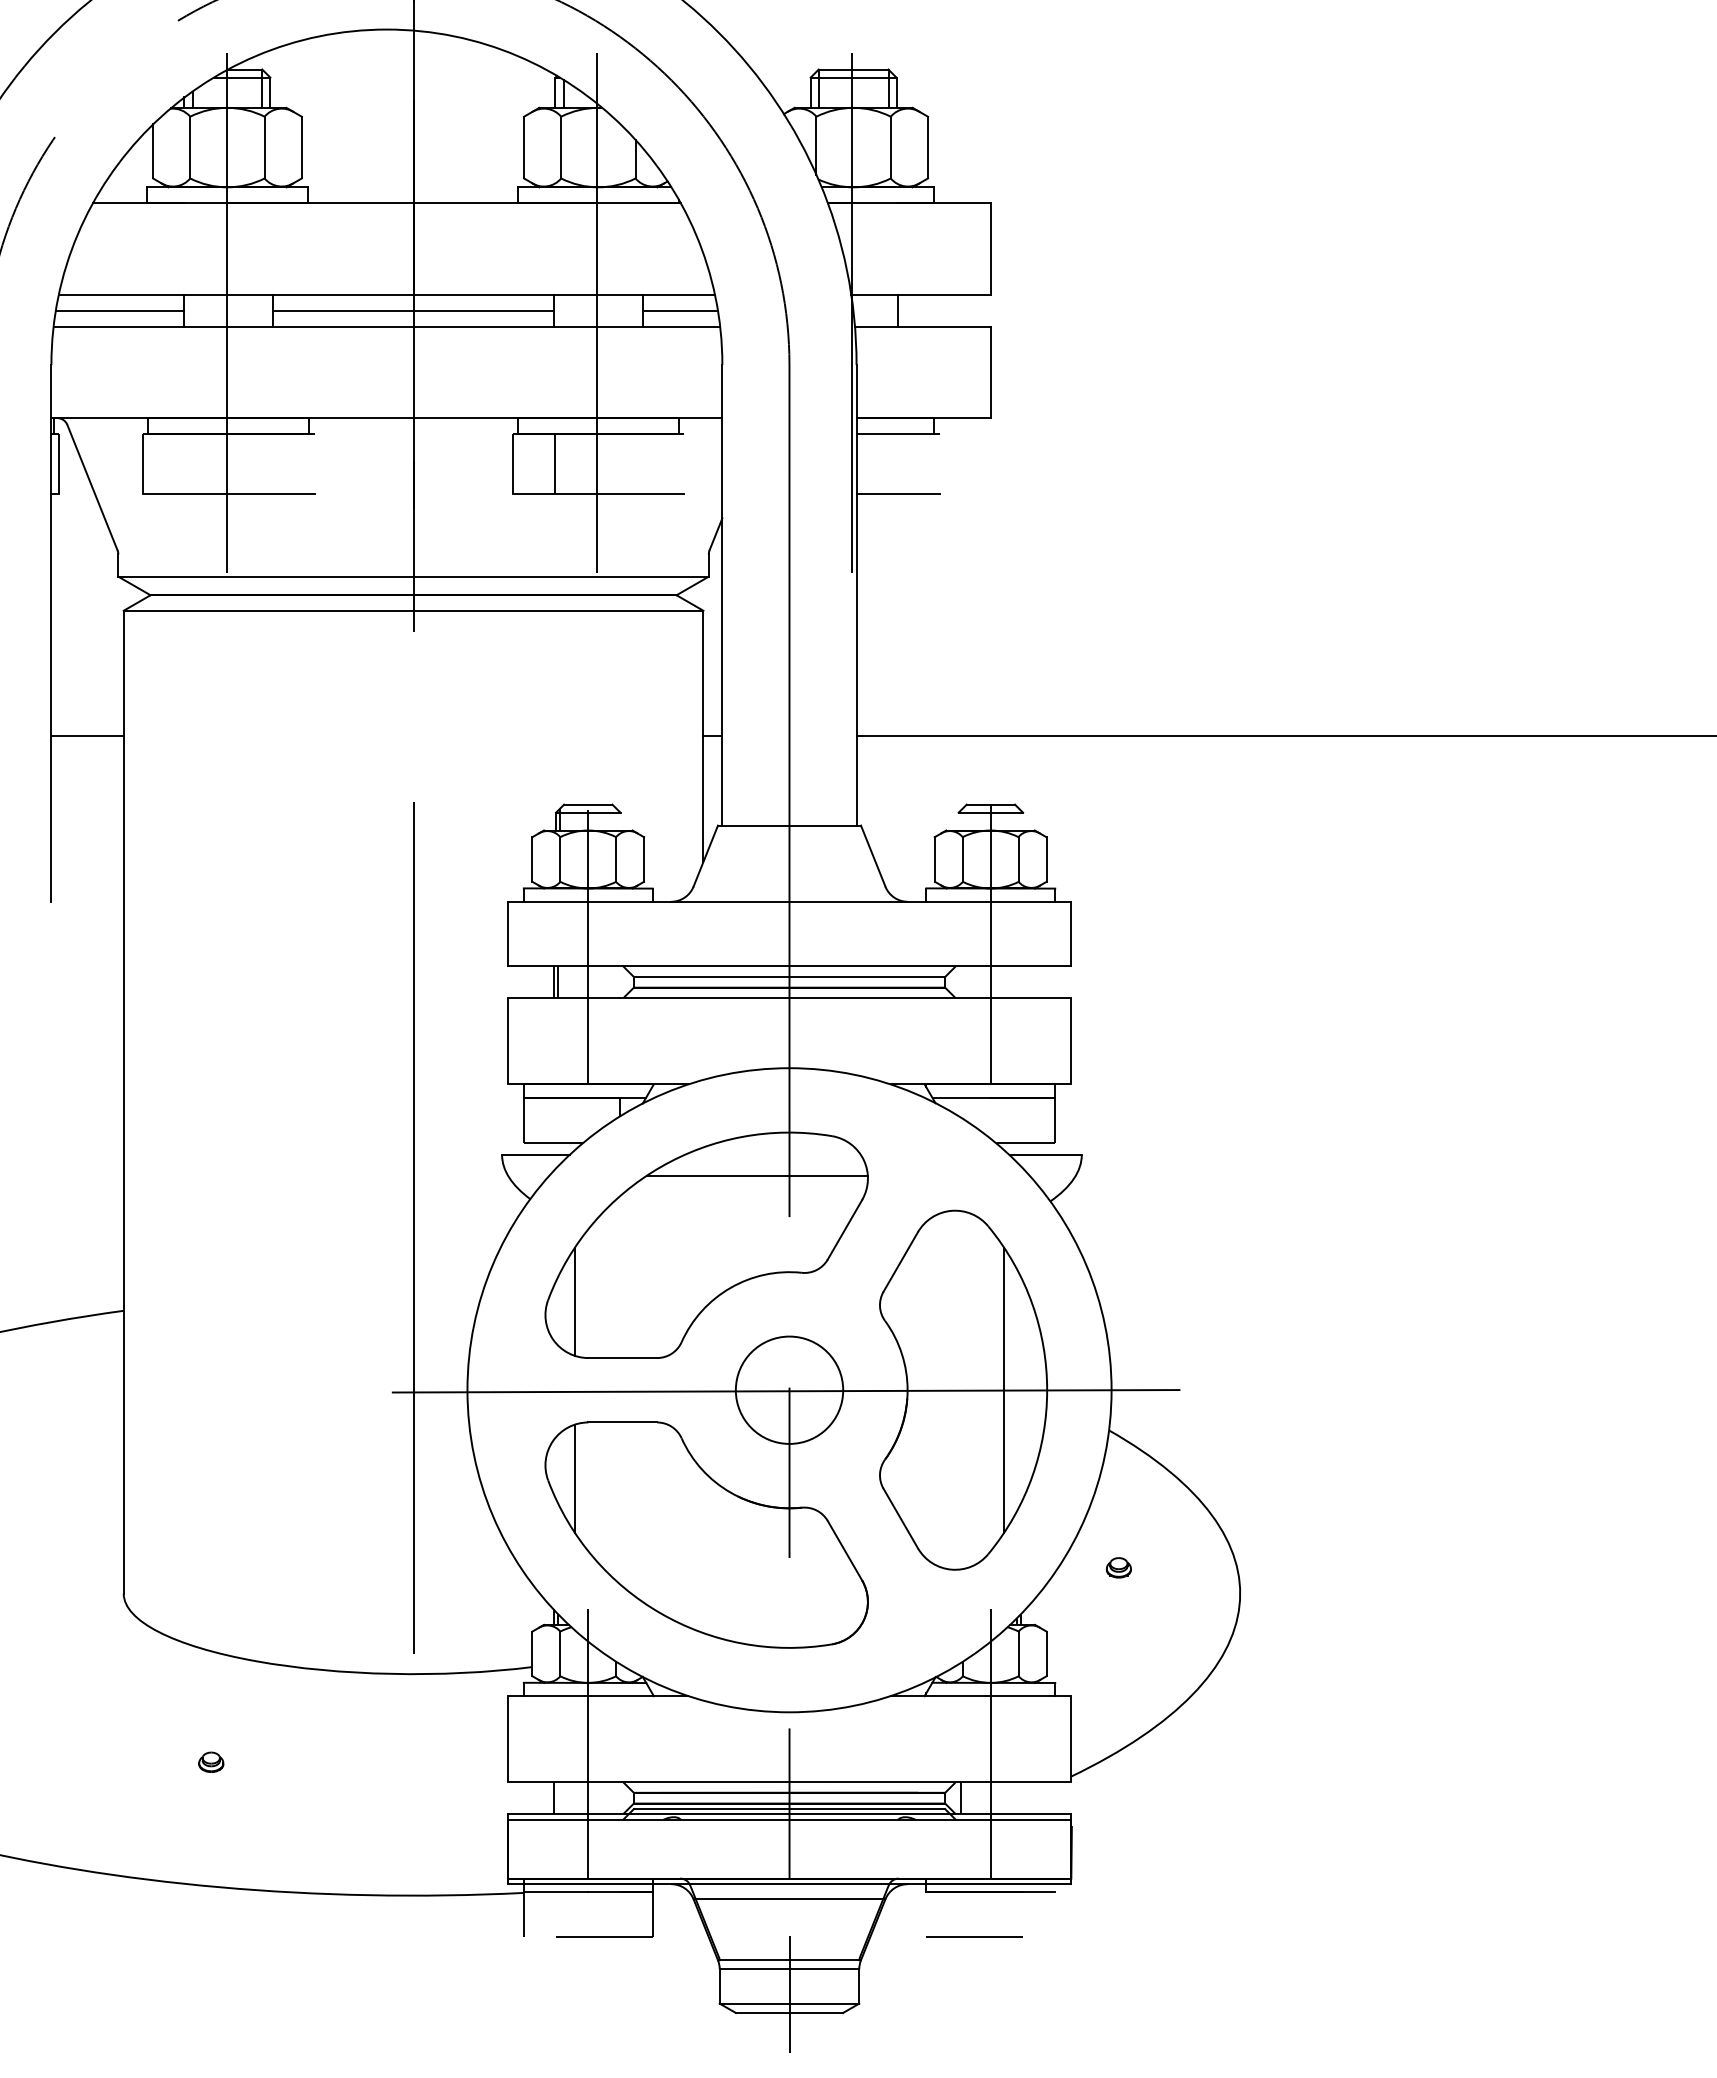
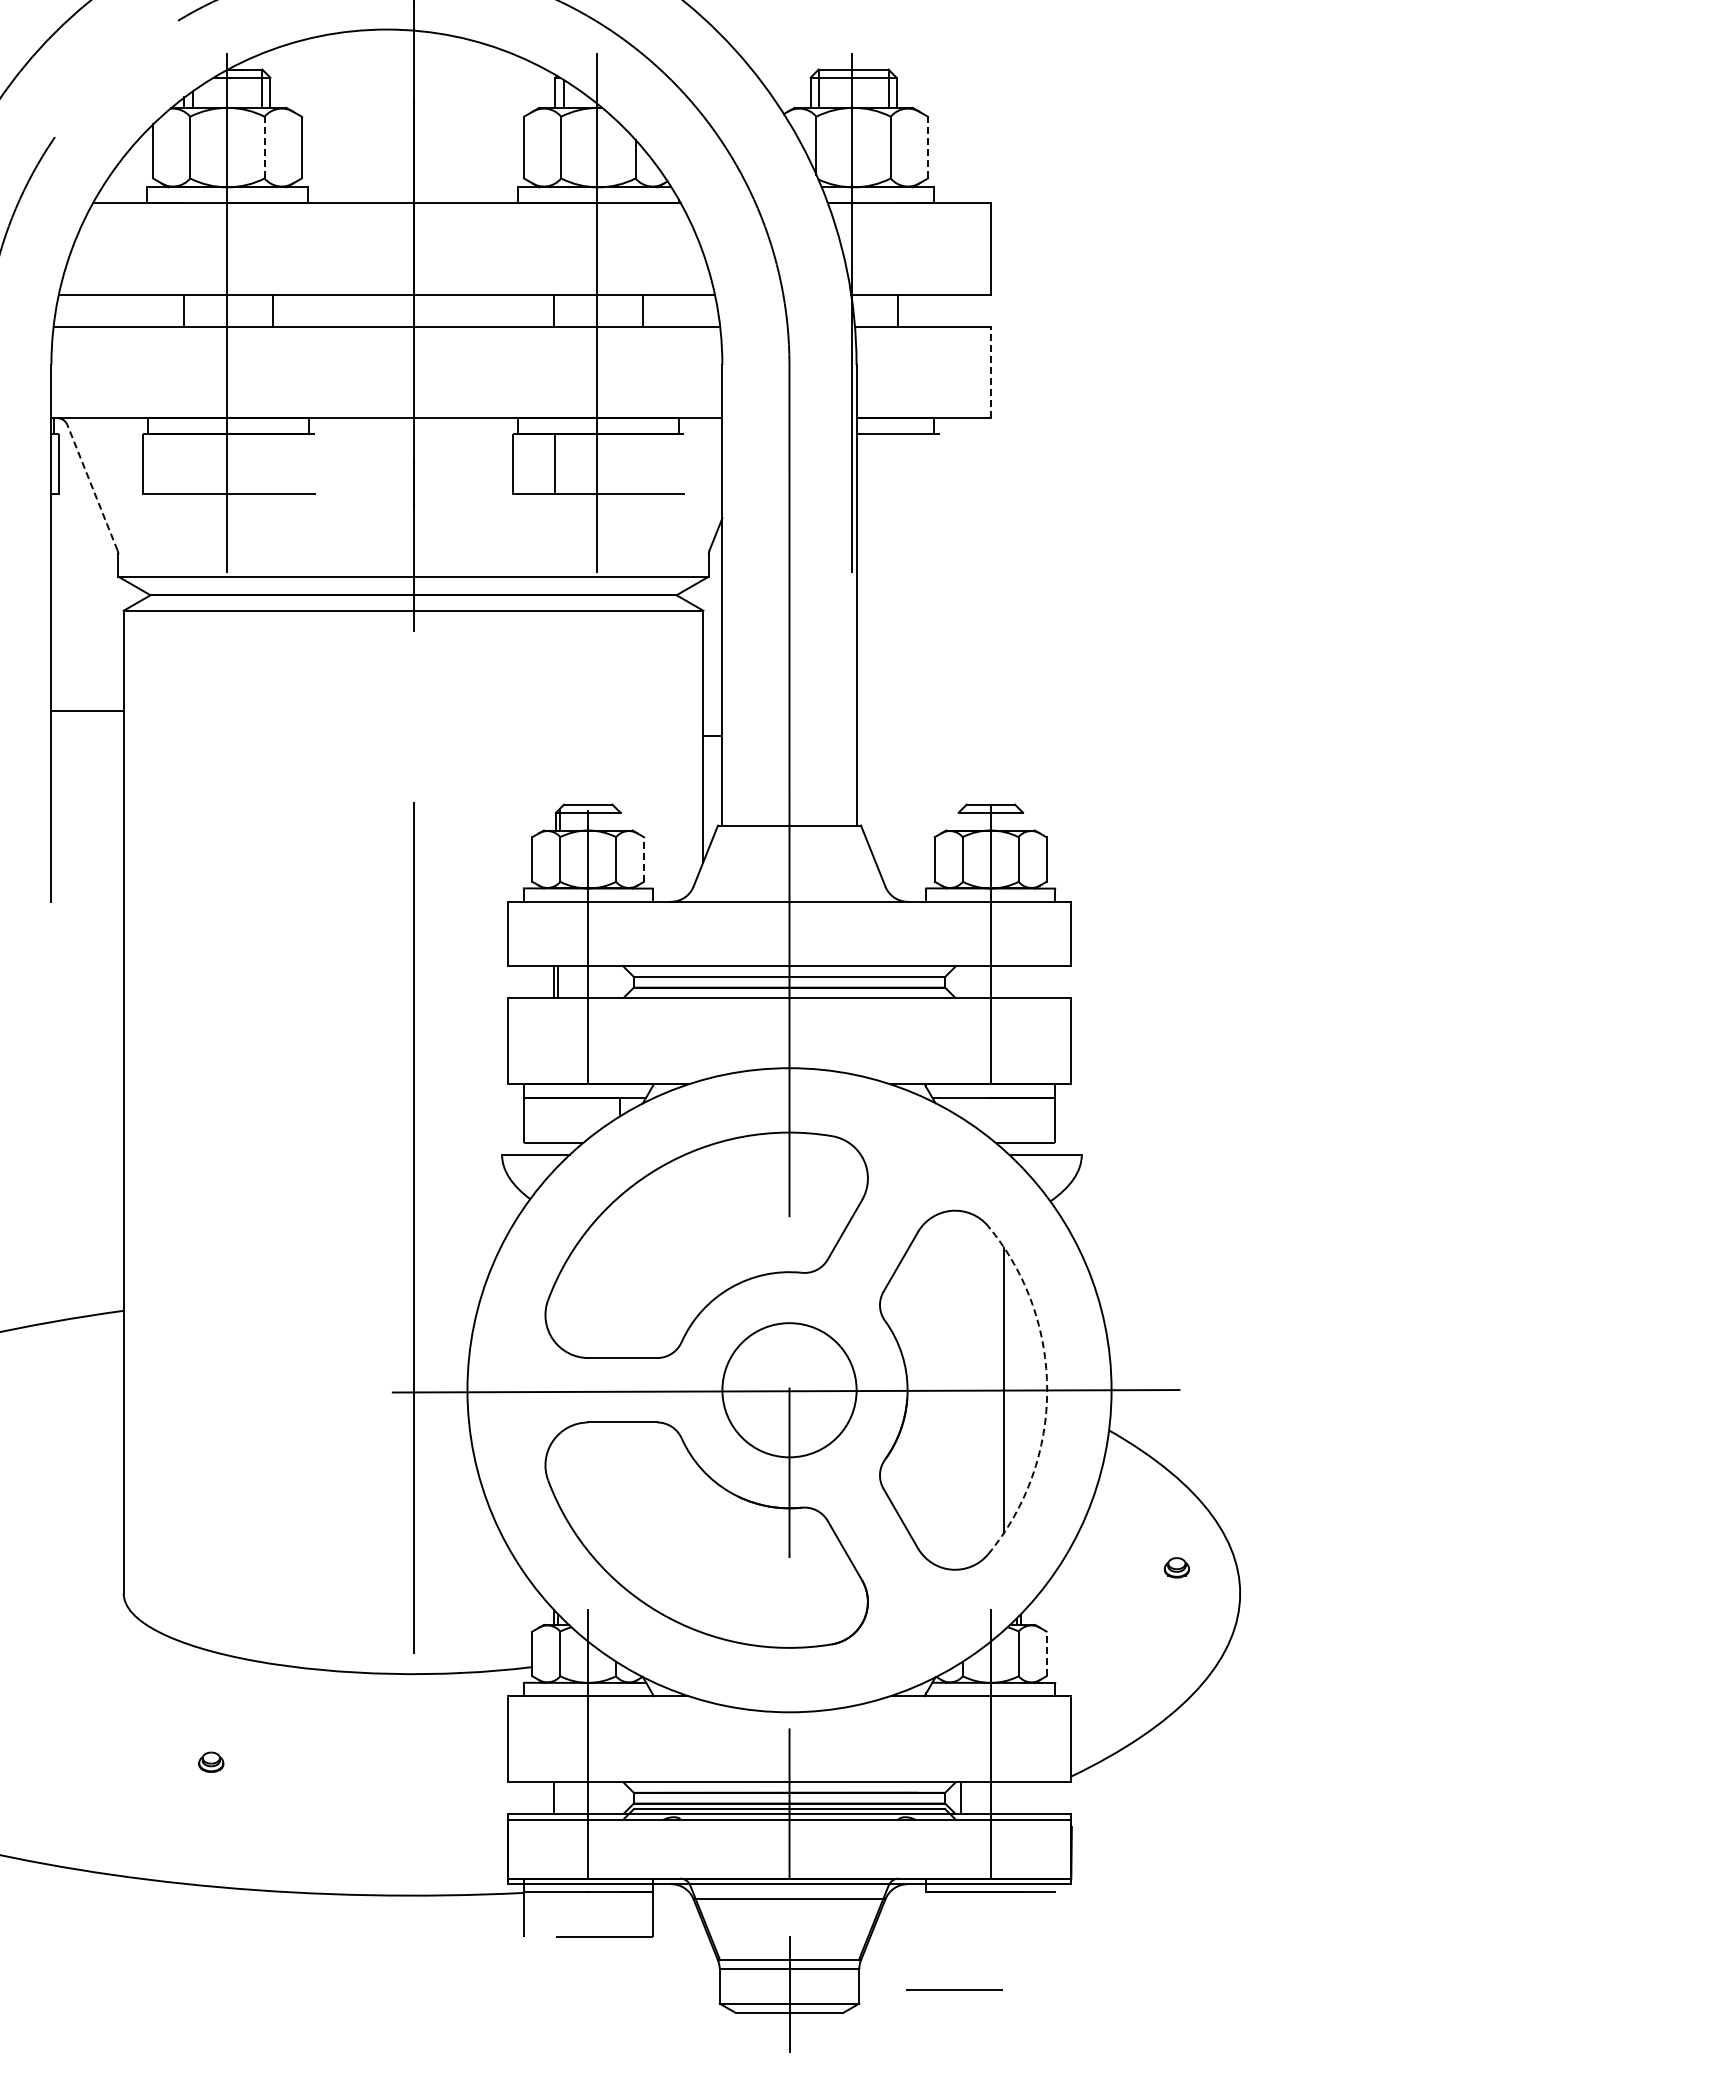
line: solid -> dashed (264, 147)
line: solid -> dashed (928, 147)
line: present -> none (119, 310)
line: present -> none (413, 310)
line: present -> none (679, 310)
line: solid -> dashed (990, 372)
line: solid -> dashed (92, 487)
line: present -> none (897, 494)
line position: (87, 736) -> (87, 711) (87, 711)
line: present -> none (1284, 736)
line: solid -> dashed (644, 859)
line: present -> none (757, 1175)
line: present -> none (574, 1301)
circle diameter: 107 px -> 134 px (789, 1390)
arc: solid -> dashed (1047, 1390)
line: present -> none (574, 1478)
part position: (1118, 1567) -> (1176, 1567) (1176, 1567)
line: solid -> dashed (1046, 1653)
line position: (974, 1936) -> (954, 1989) (954, 1989)
